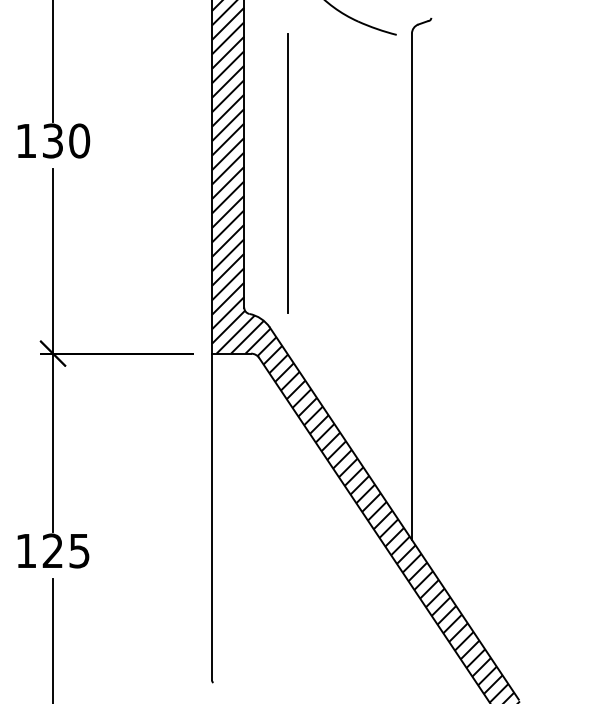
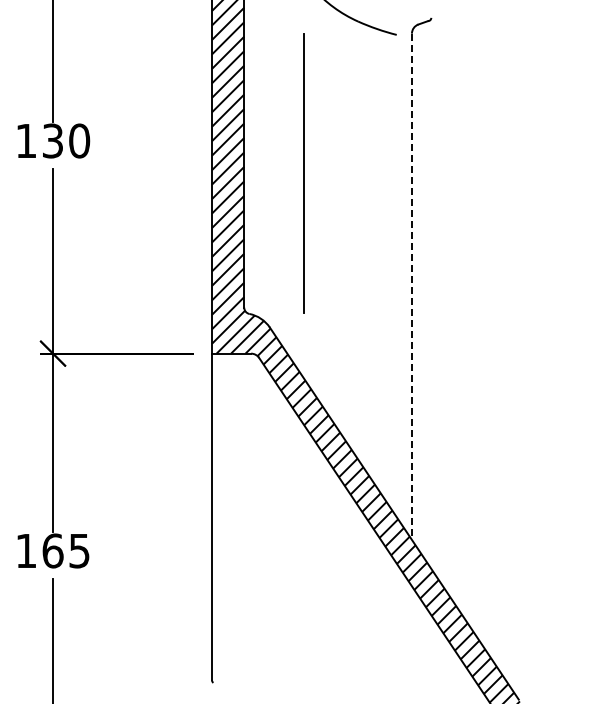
line position: (287, 173) -> (303, 173) (303, 173)
line: solid -> dashed (411, 287)
text: 125 -> 165 (52, 550)
